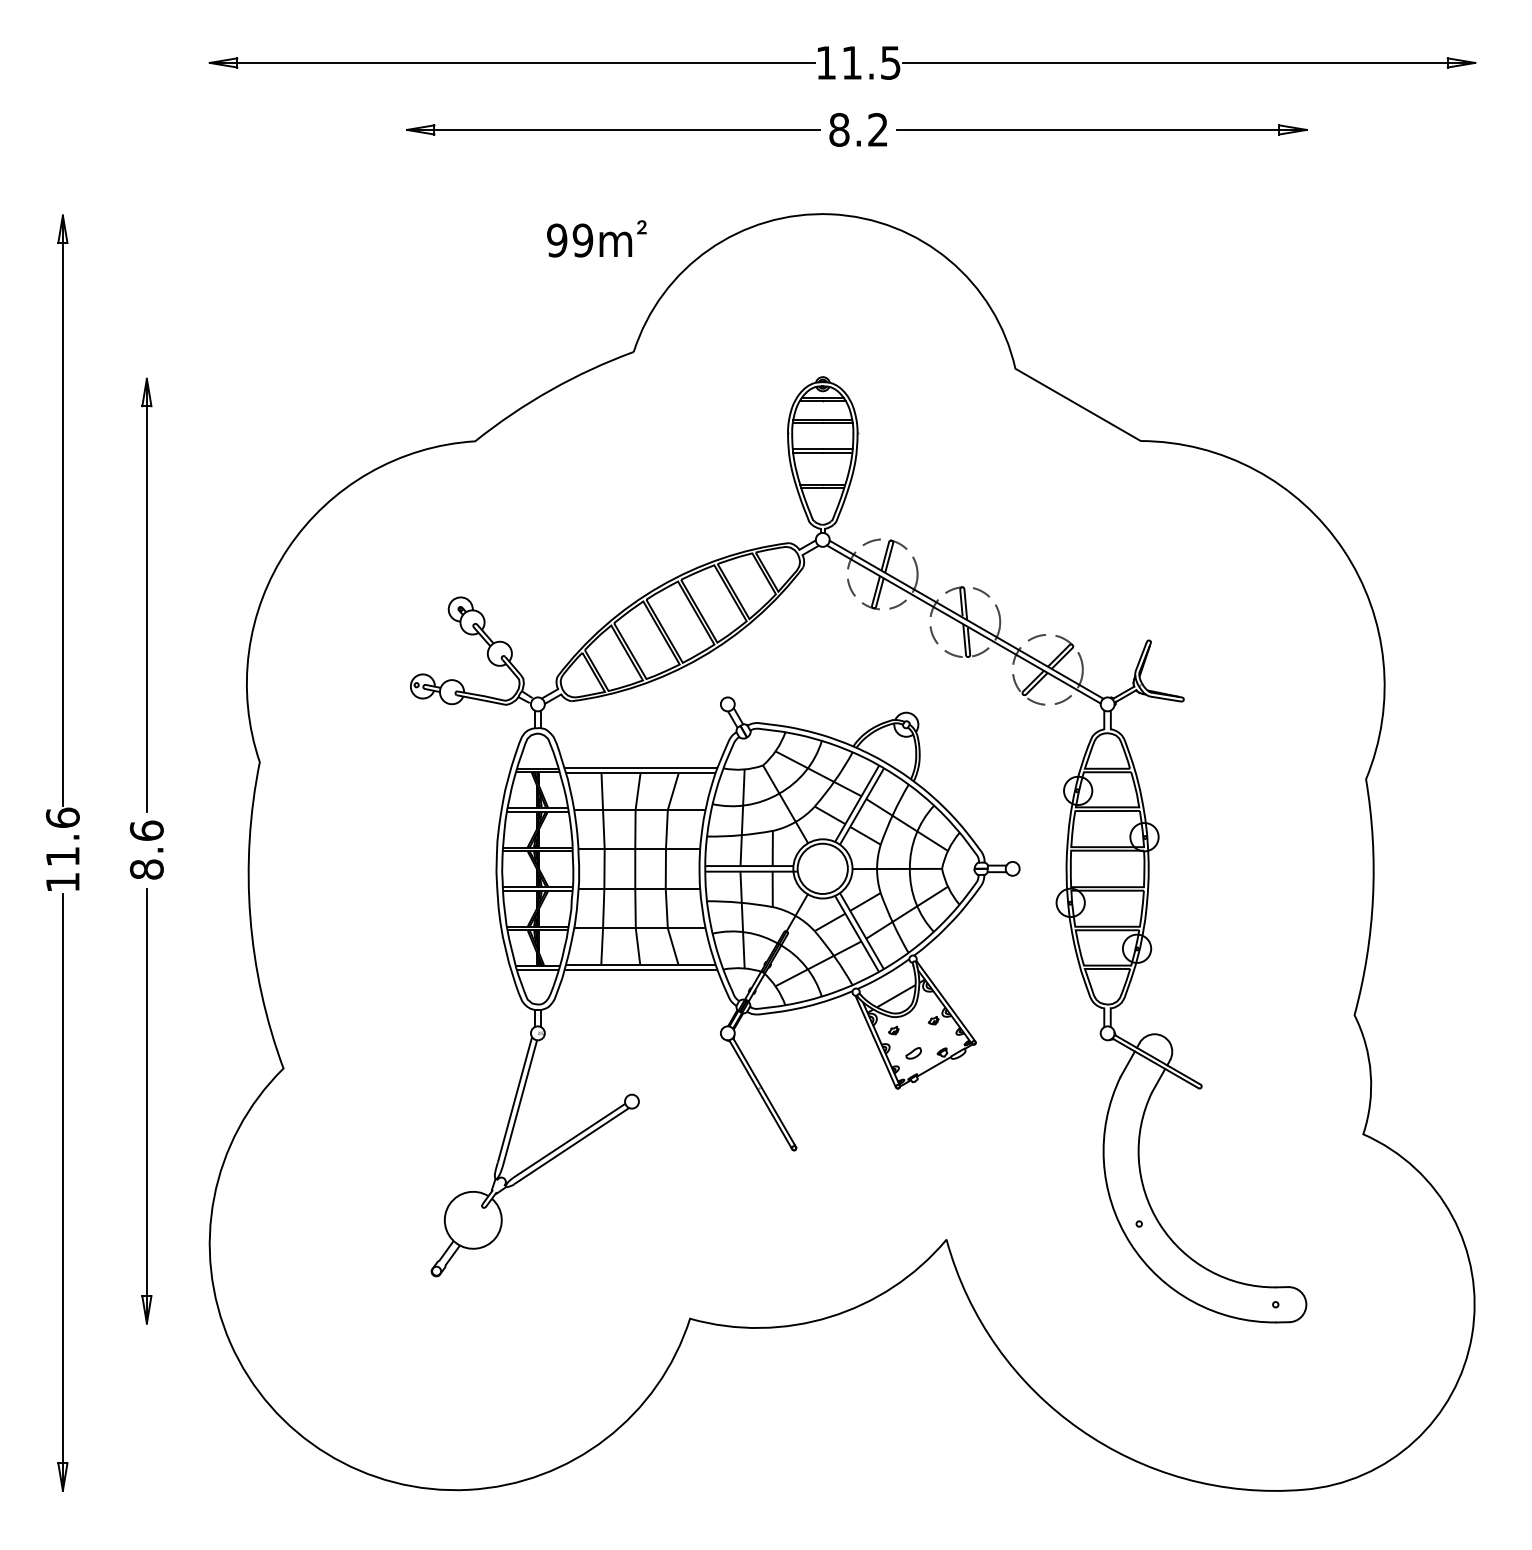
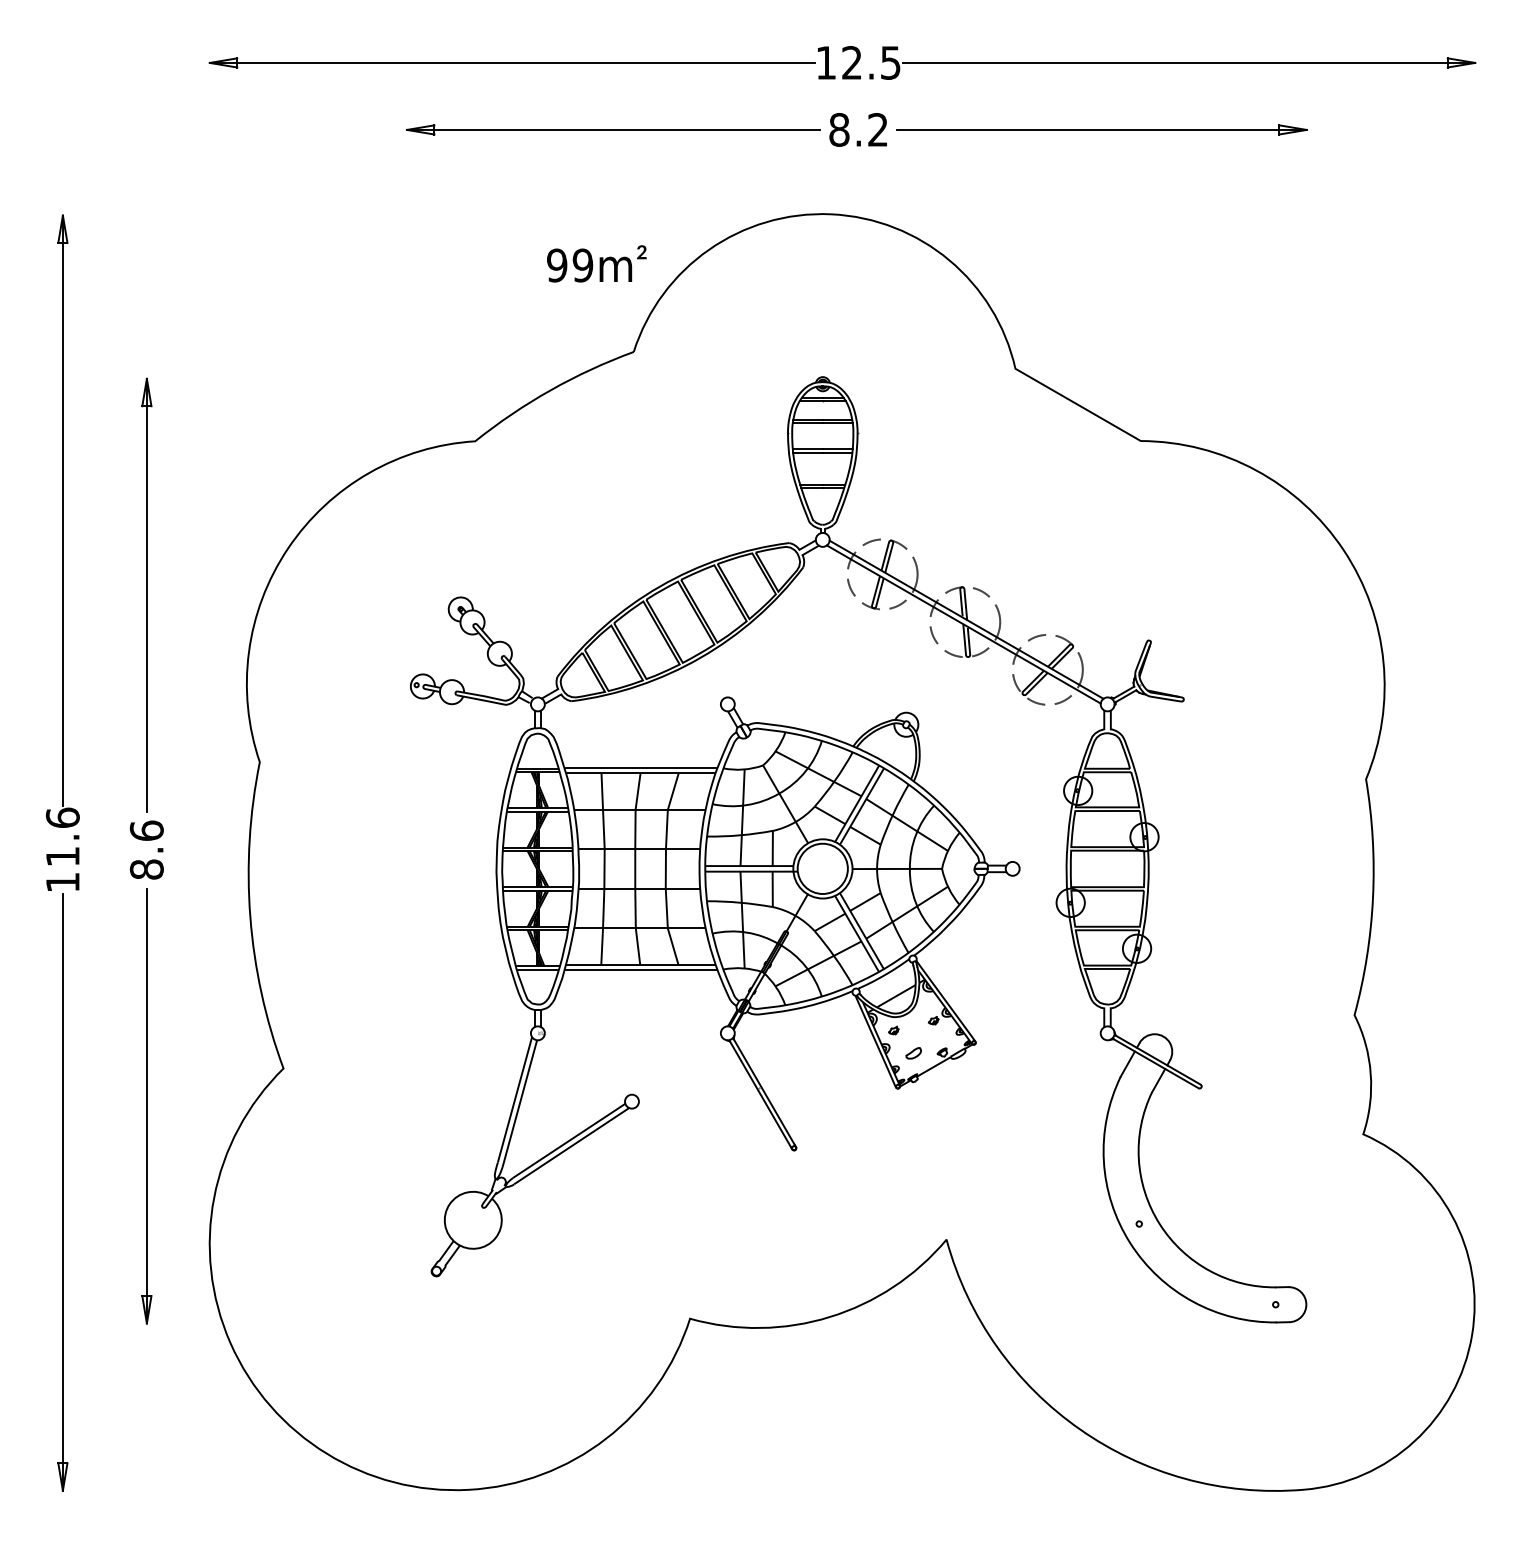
text: 11.5 -> 12.5 (851, 62)
text position: (596, 238) -> (596, 263) (596, 263)
